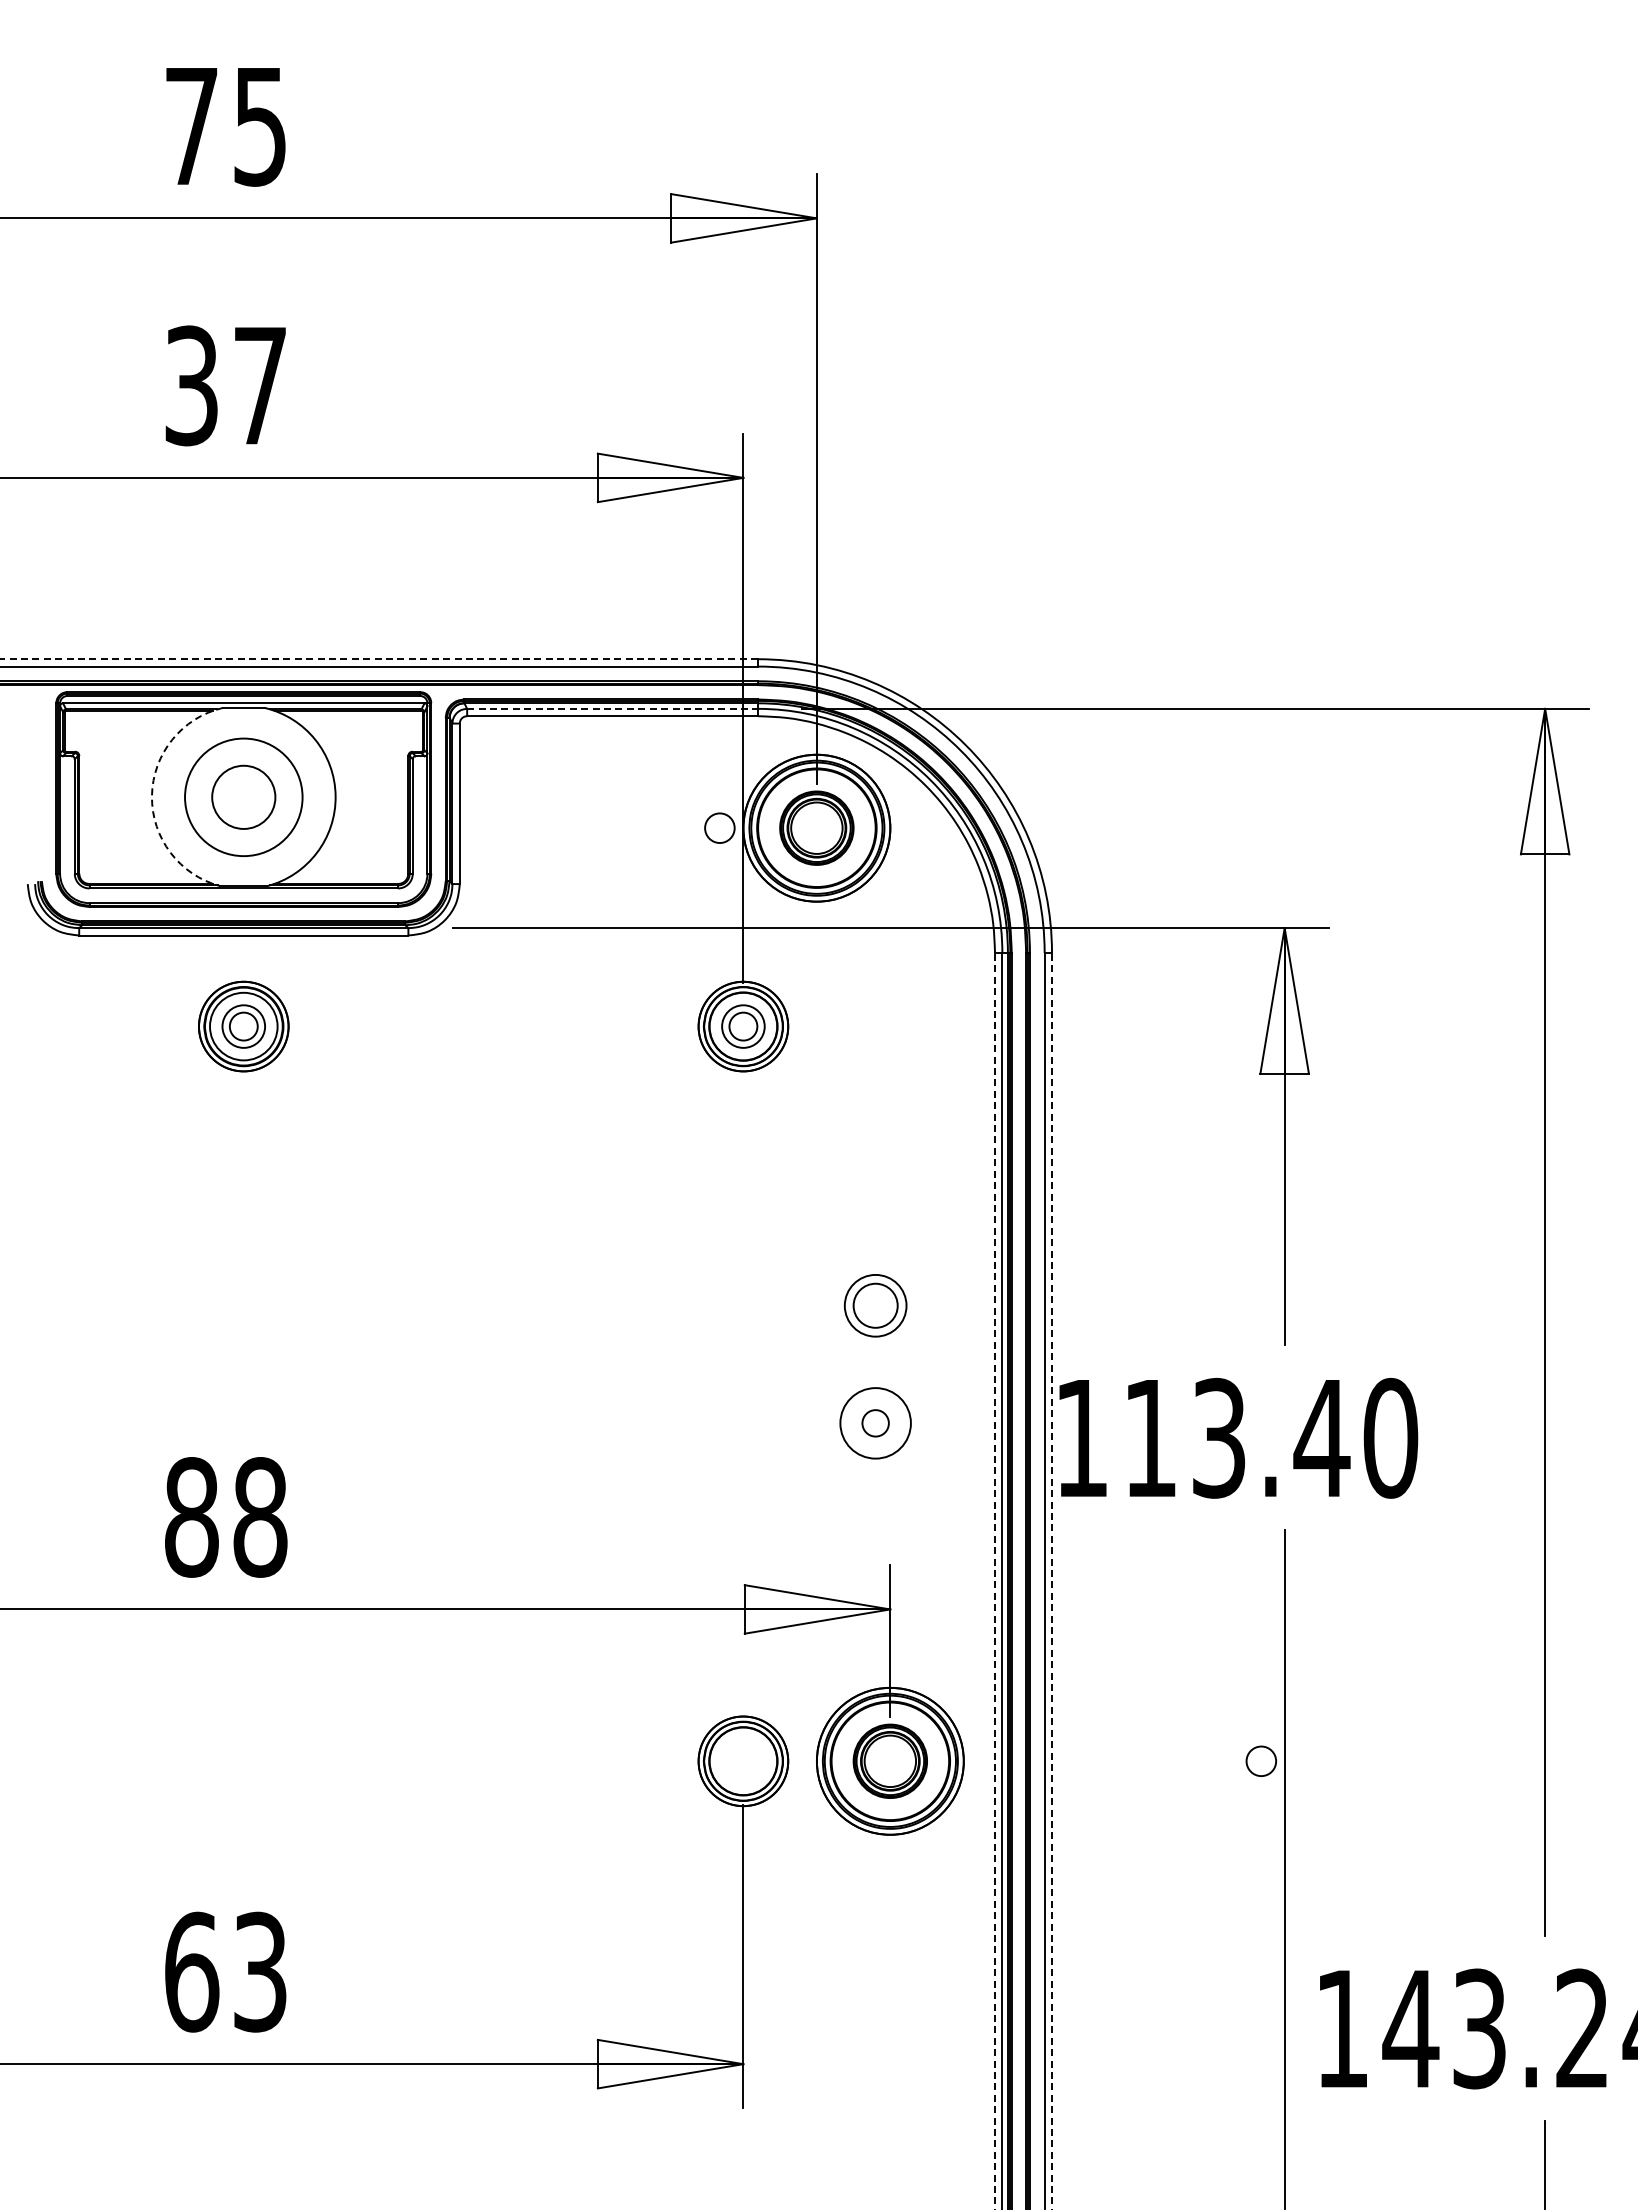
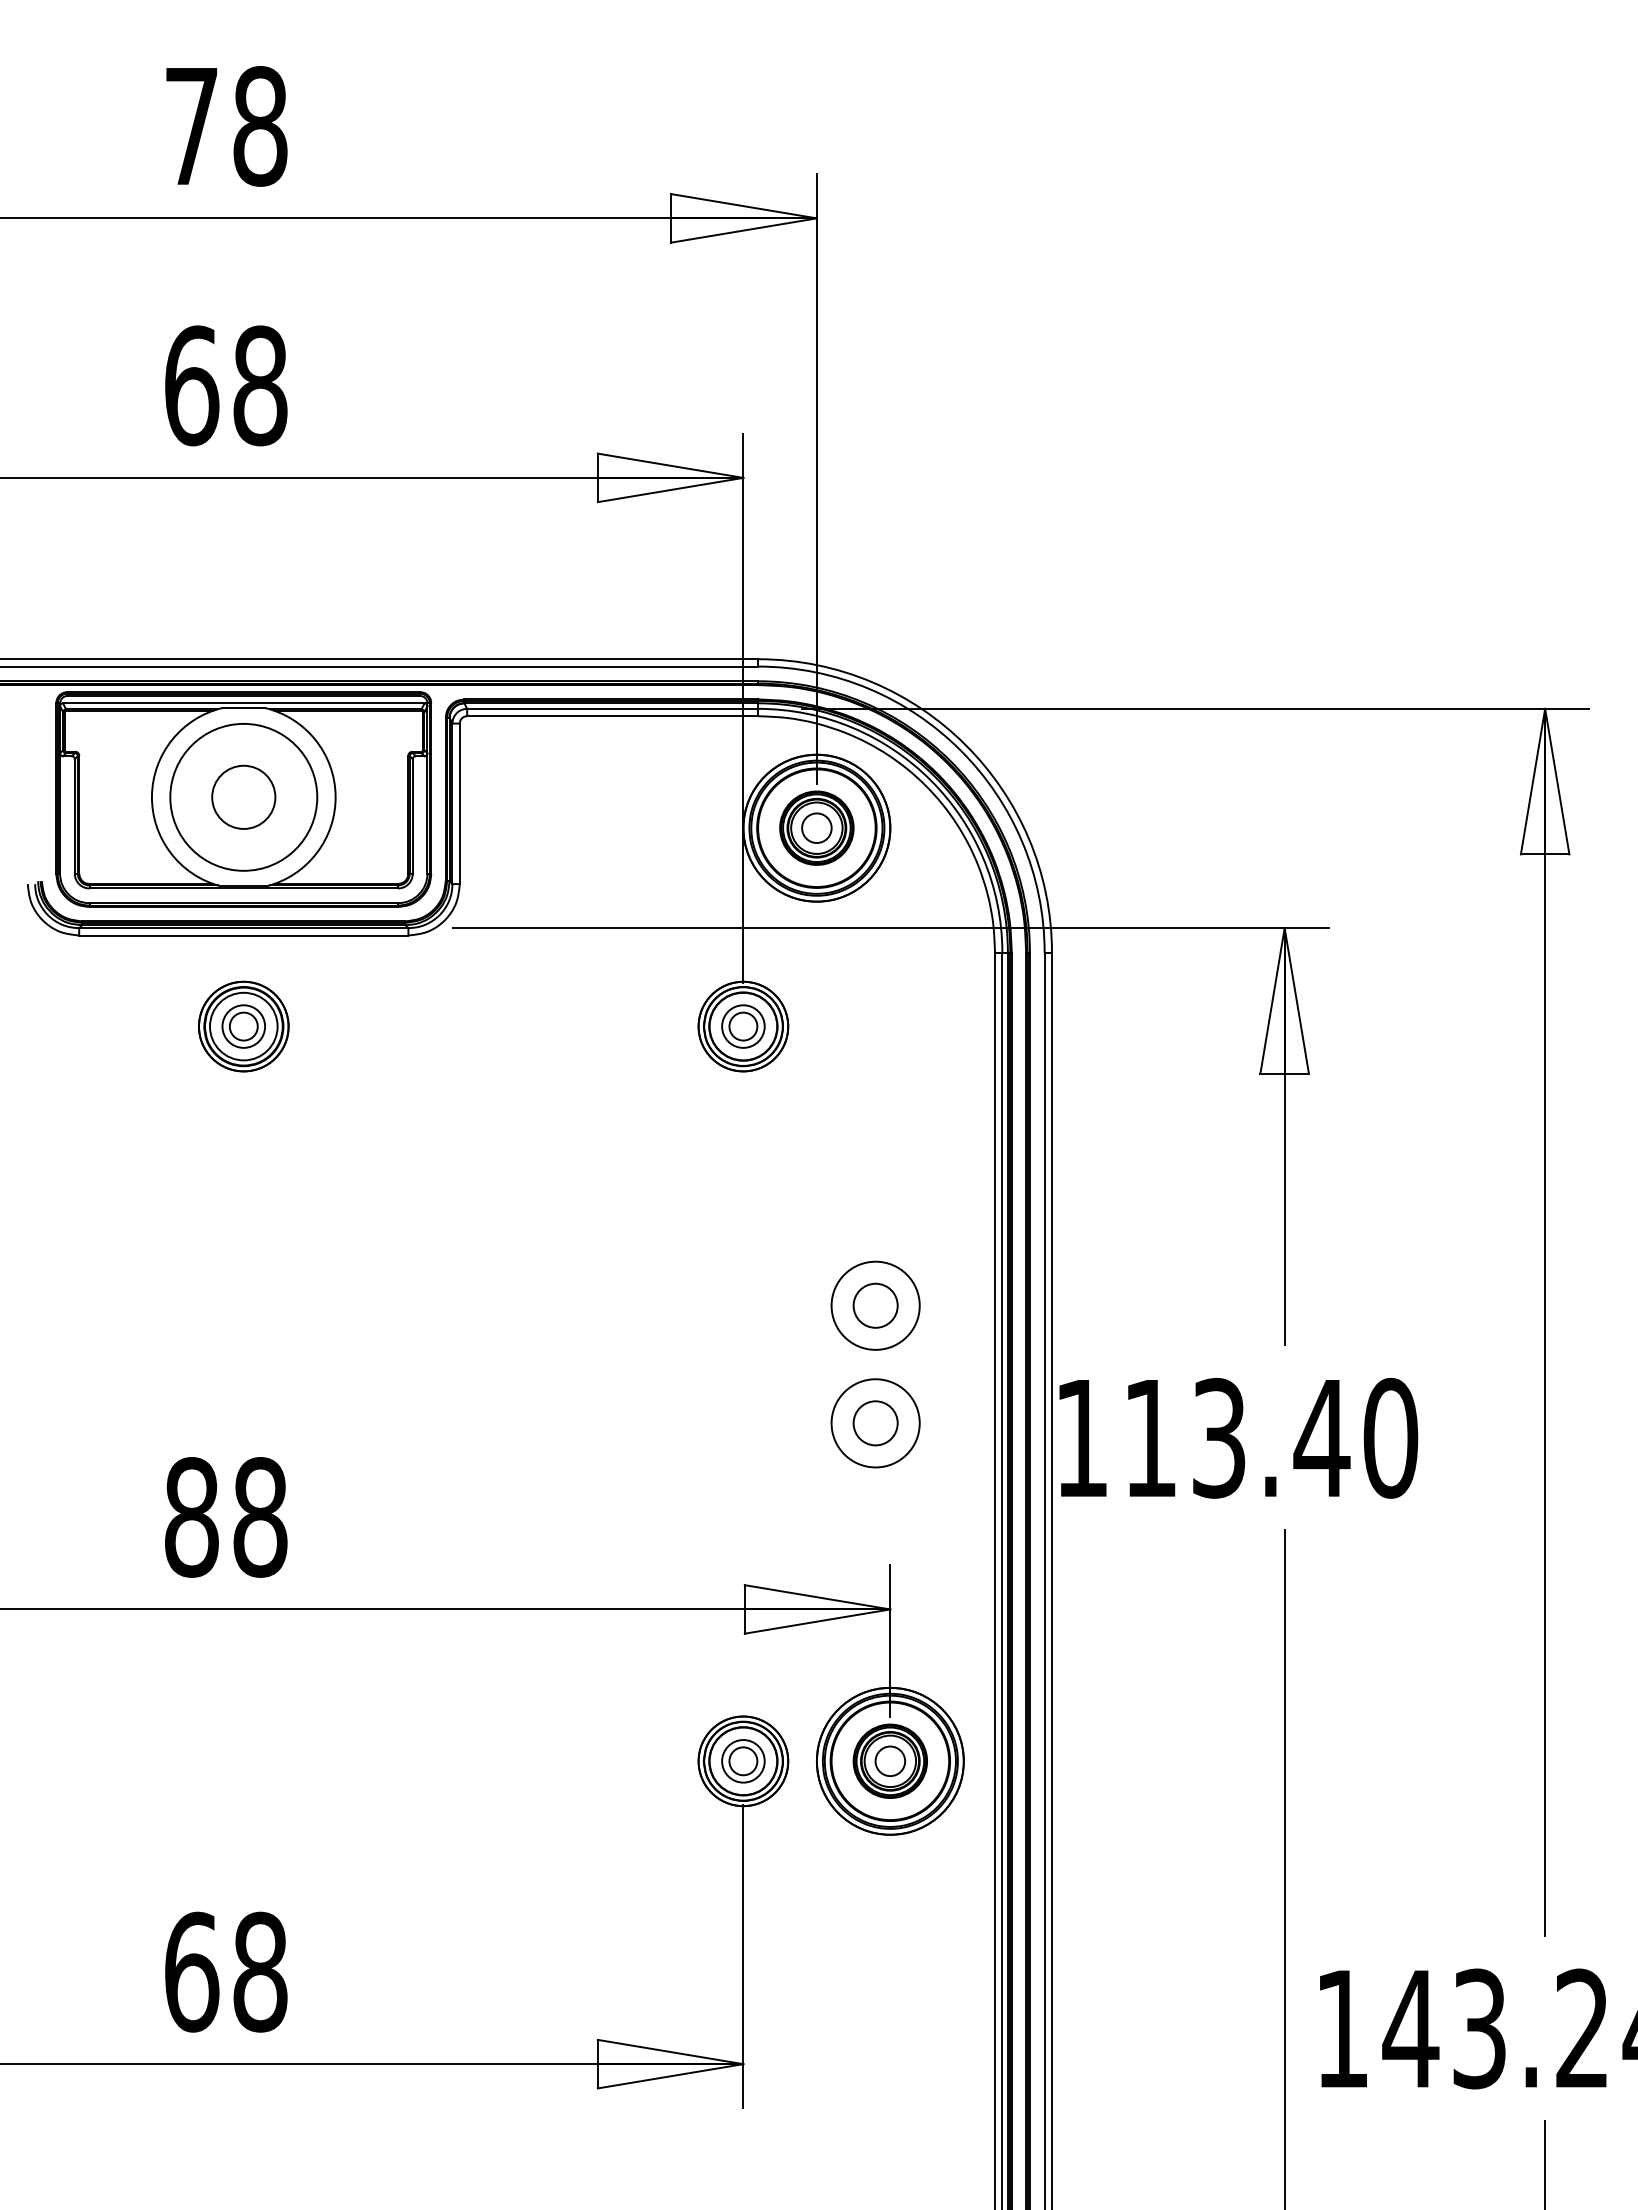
text: 75 -> 78 (260, 126)
text: 37 -> 68 (226, 385)
line: dashed -> solid (379, 659)
line: dashed -> solid (613, 708)
arc: dashed -> solid (151, 796)
circle diameter: 118 px -> 147 px (243, 796)
circle position: (719, 827) -> (816, 827) (816, 827)
circle diameter: 62 px -> 88 px (875, 1305)
circle diameter: 26 px -> 44 px (875, 1423)
circle diameter: 71 px -> 88 px (875, 1423)
line: dashed -> solid (995, 1580)
line: dashed -> solid (1052, 1580)
circle position: (1260, 1760) -> (889, 1760) (889, 1760)
part: none -> present (743, 1761)
text: 63 -> 68 (260, 1971)
